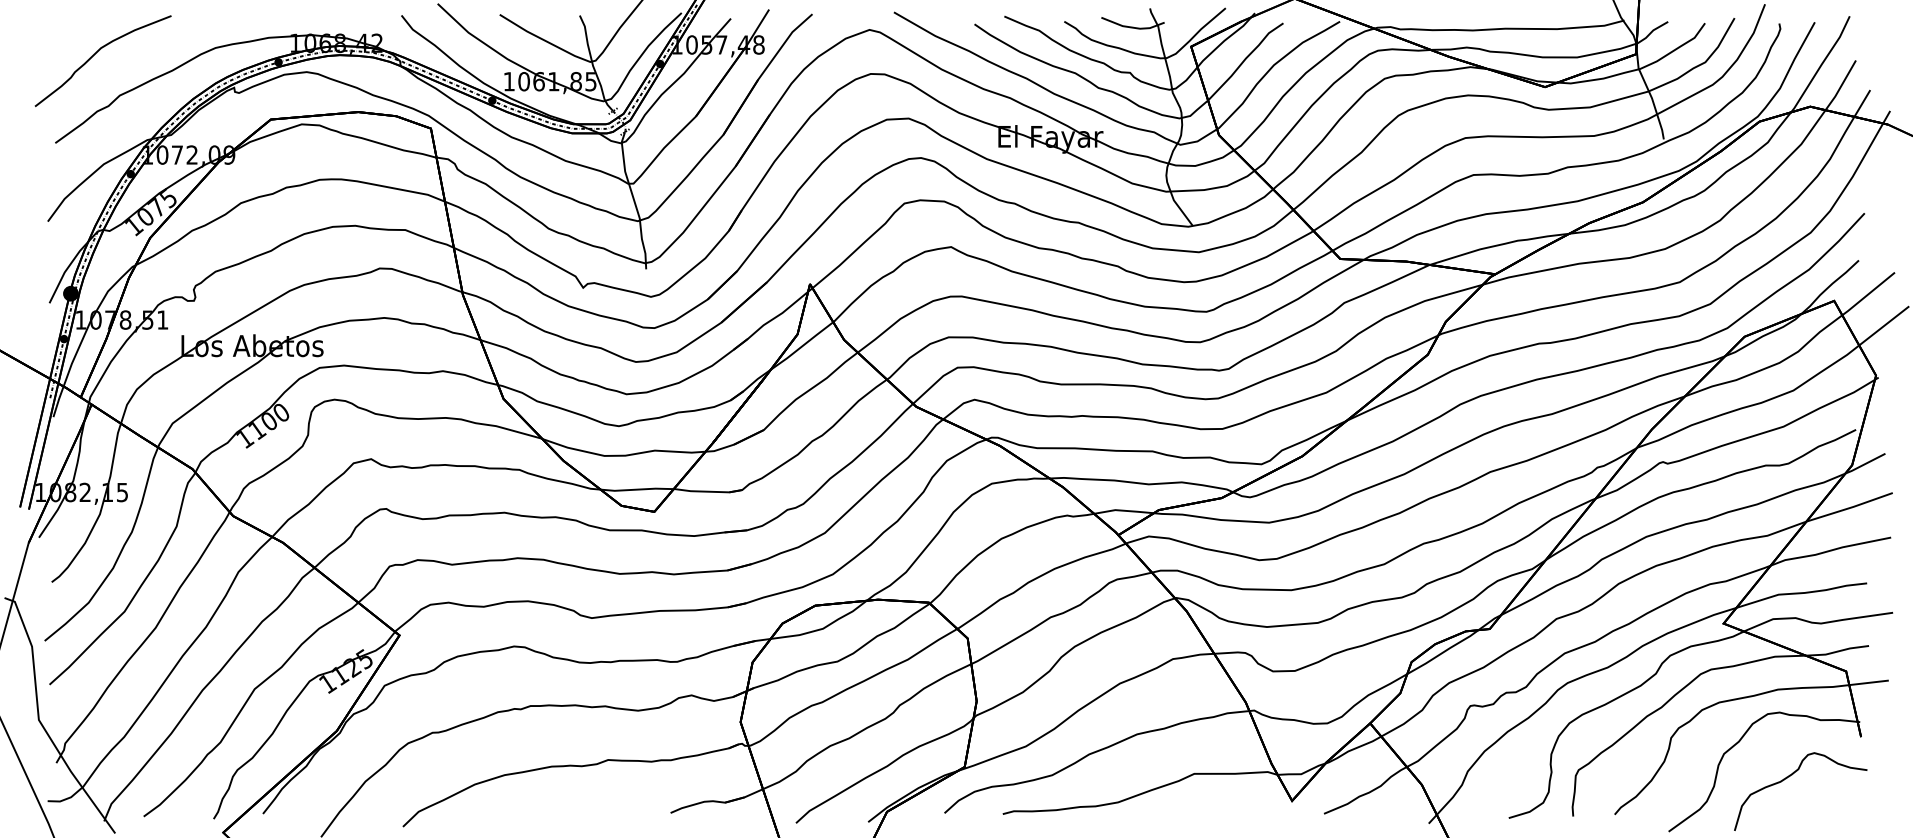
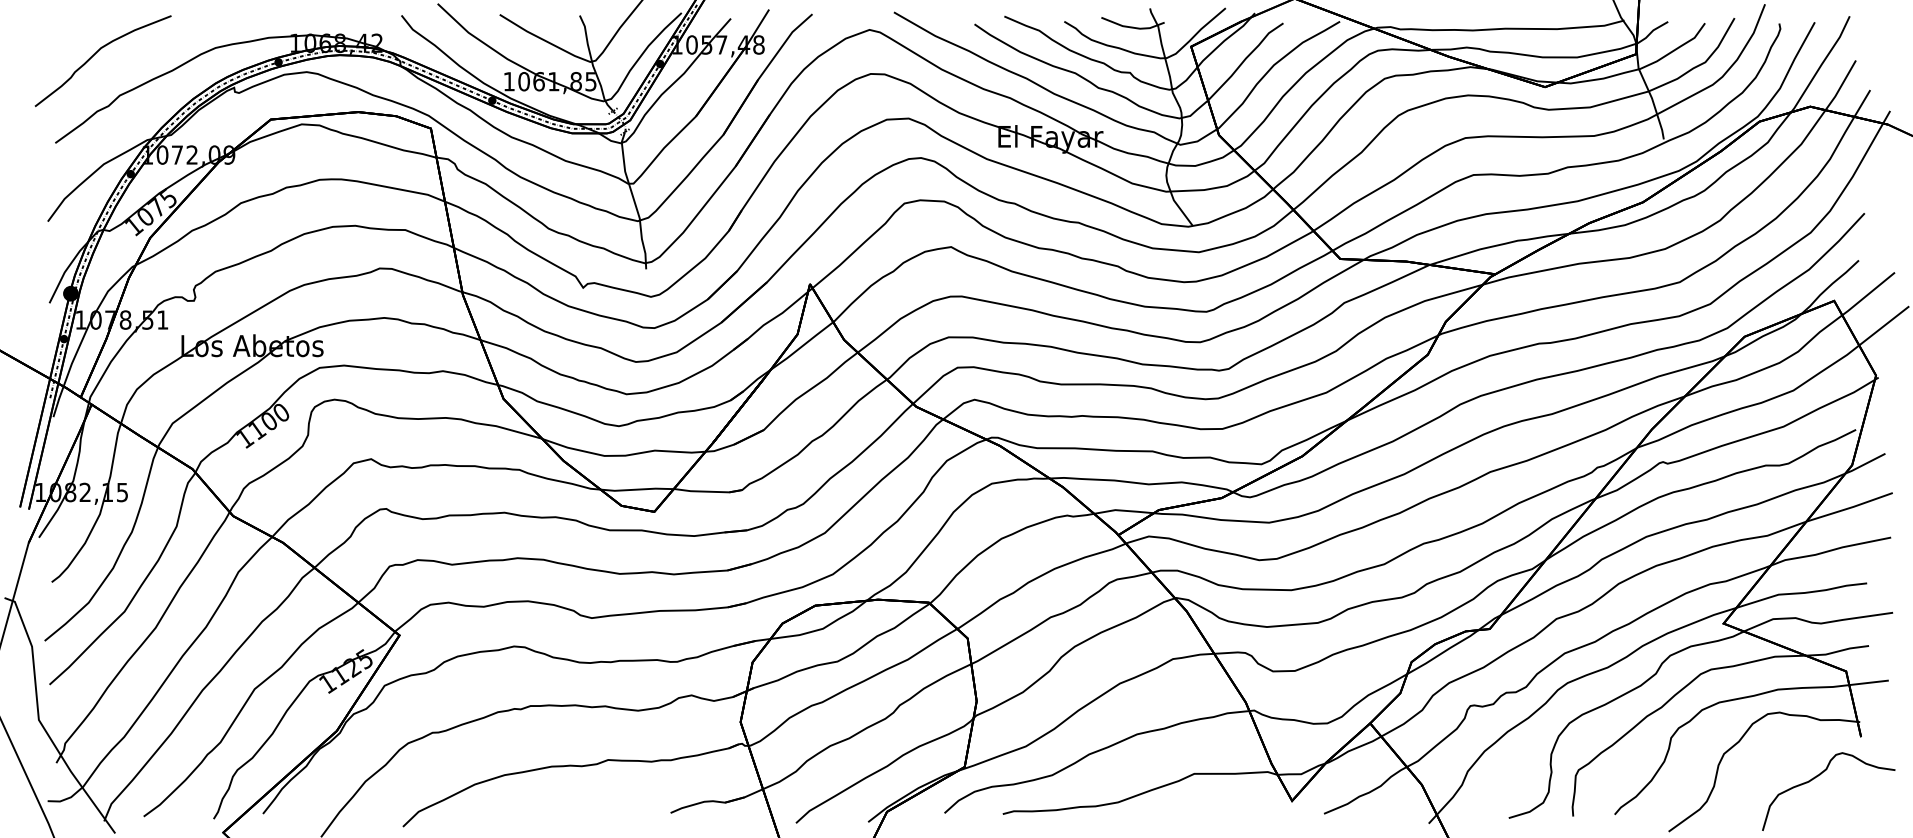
curve position: (1789, 777) -> (1817, 777) (1817, 777)
